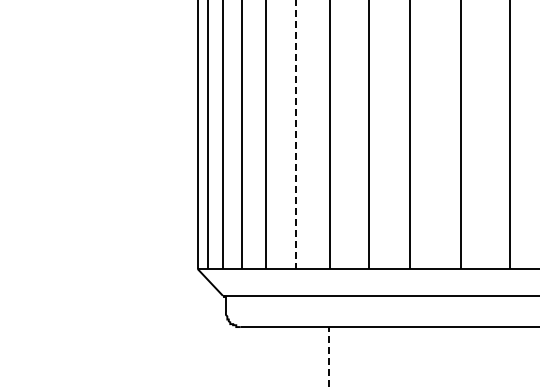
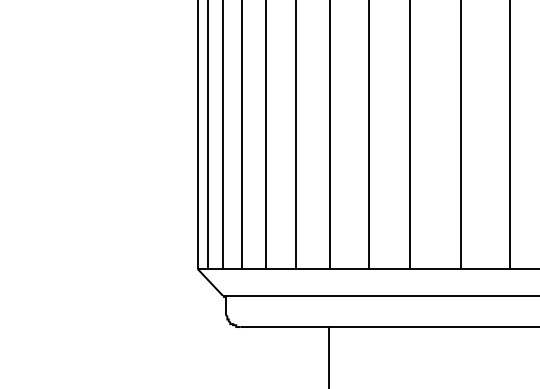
line: dashed -> solid (295, 135)
line: dashed -> solid (328, 357)
